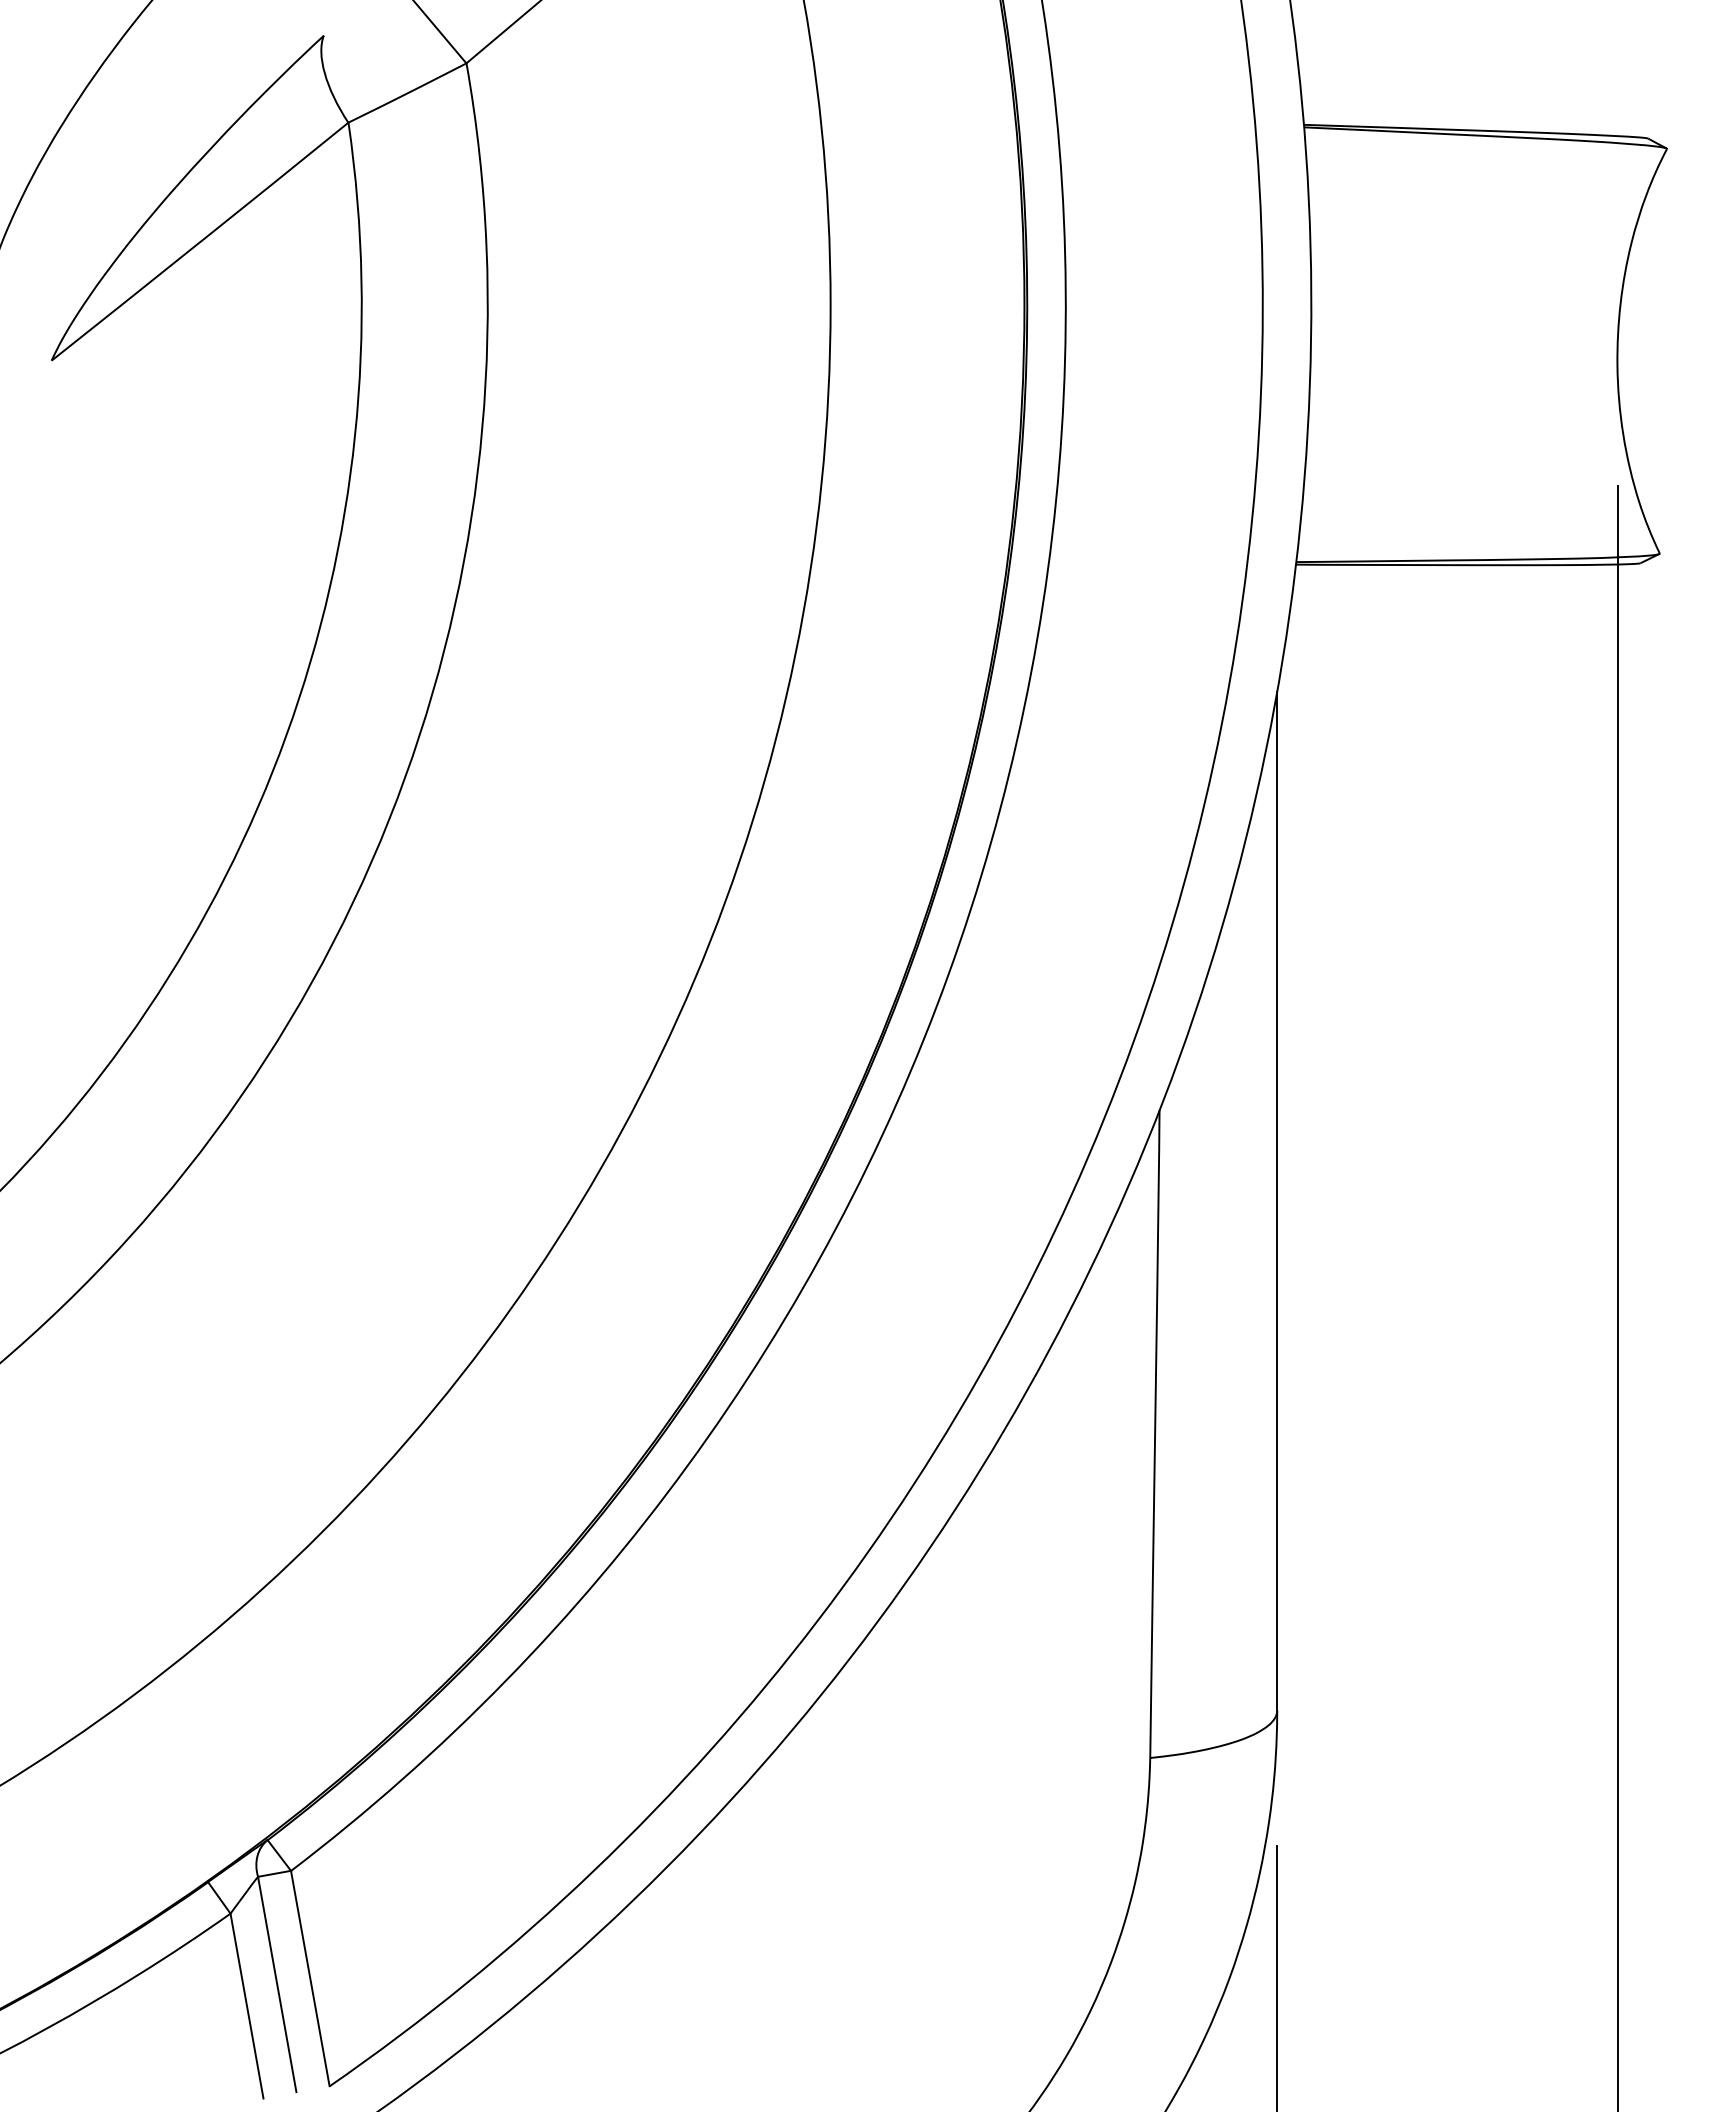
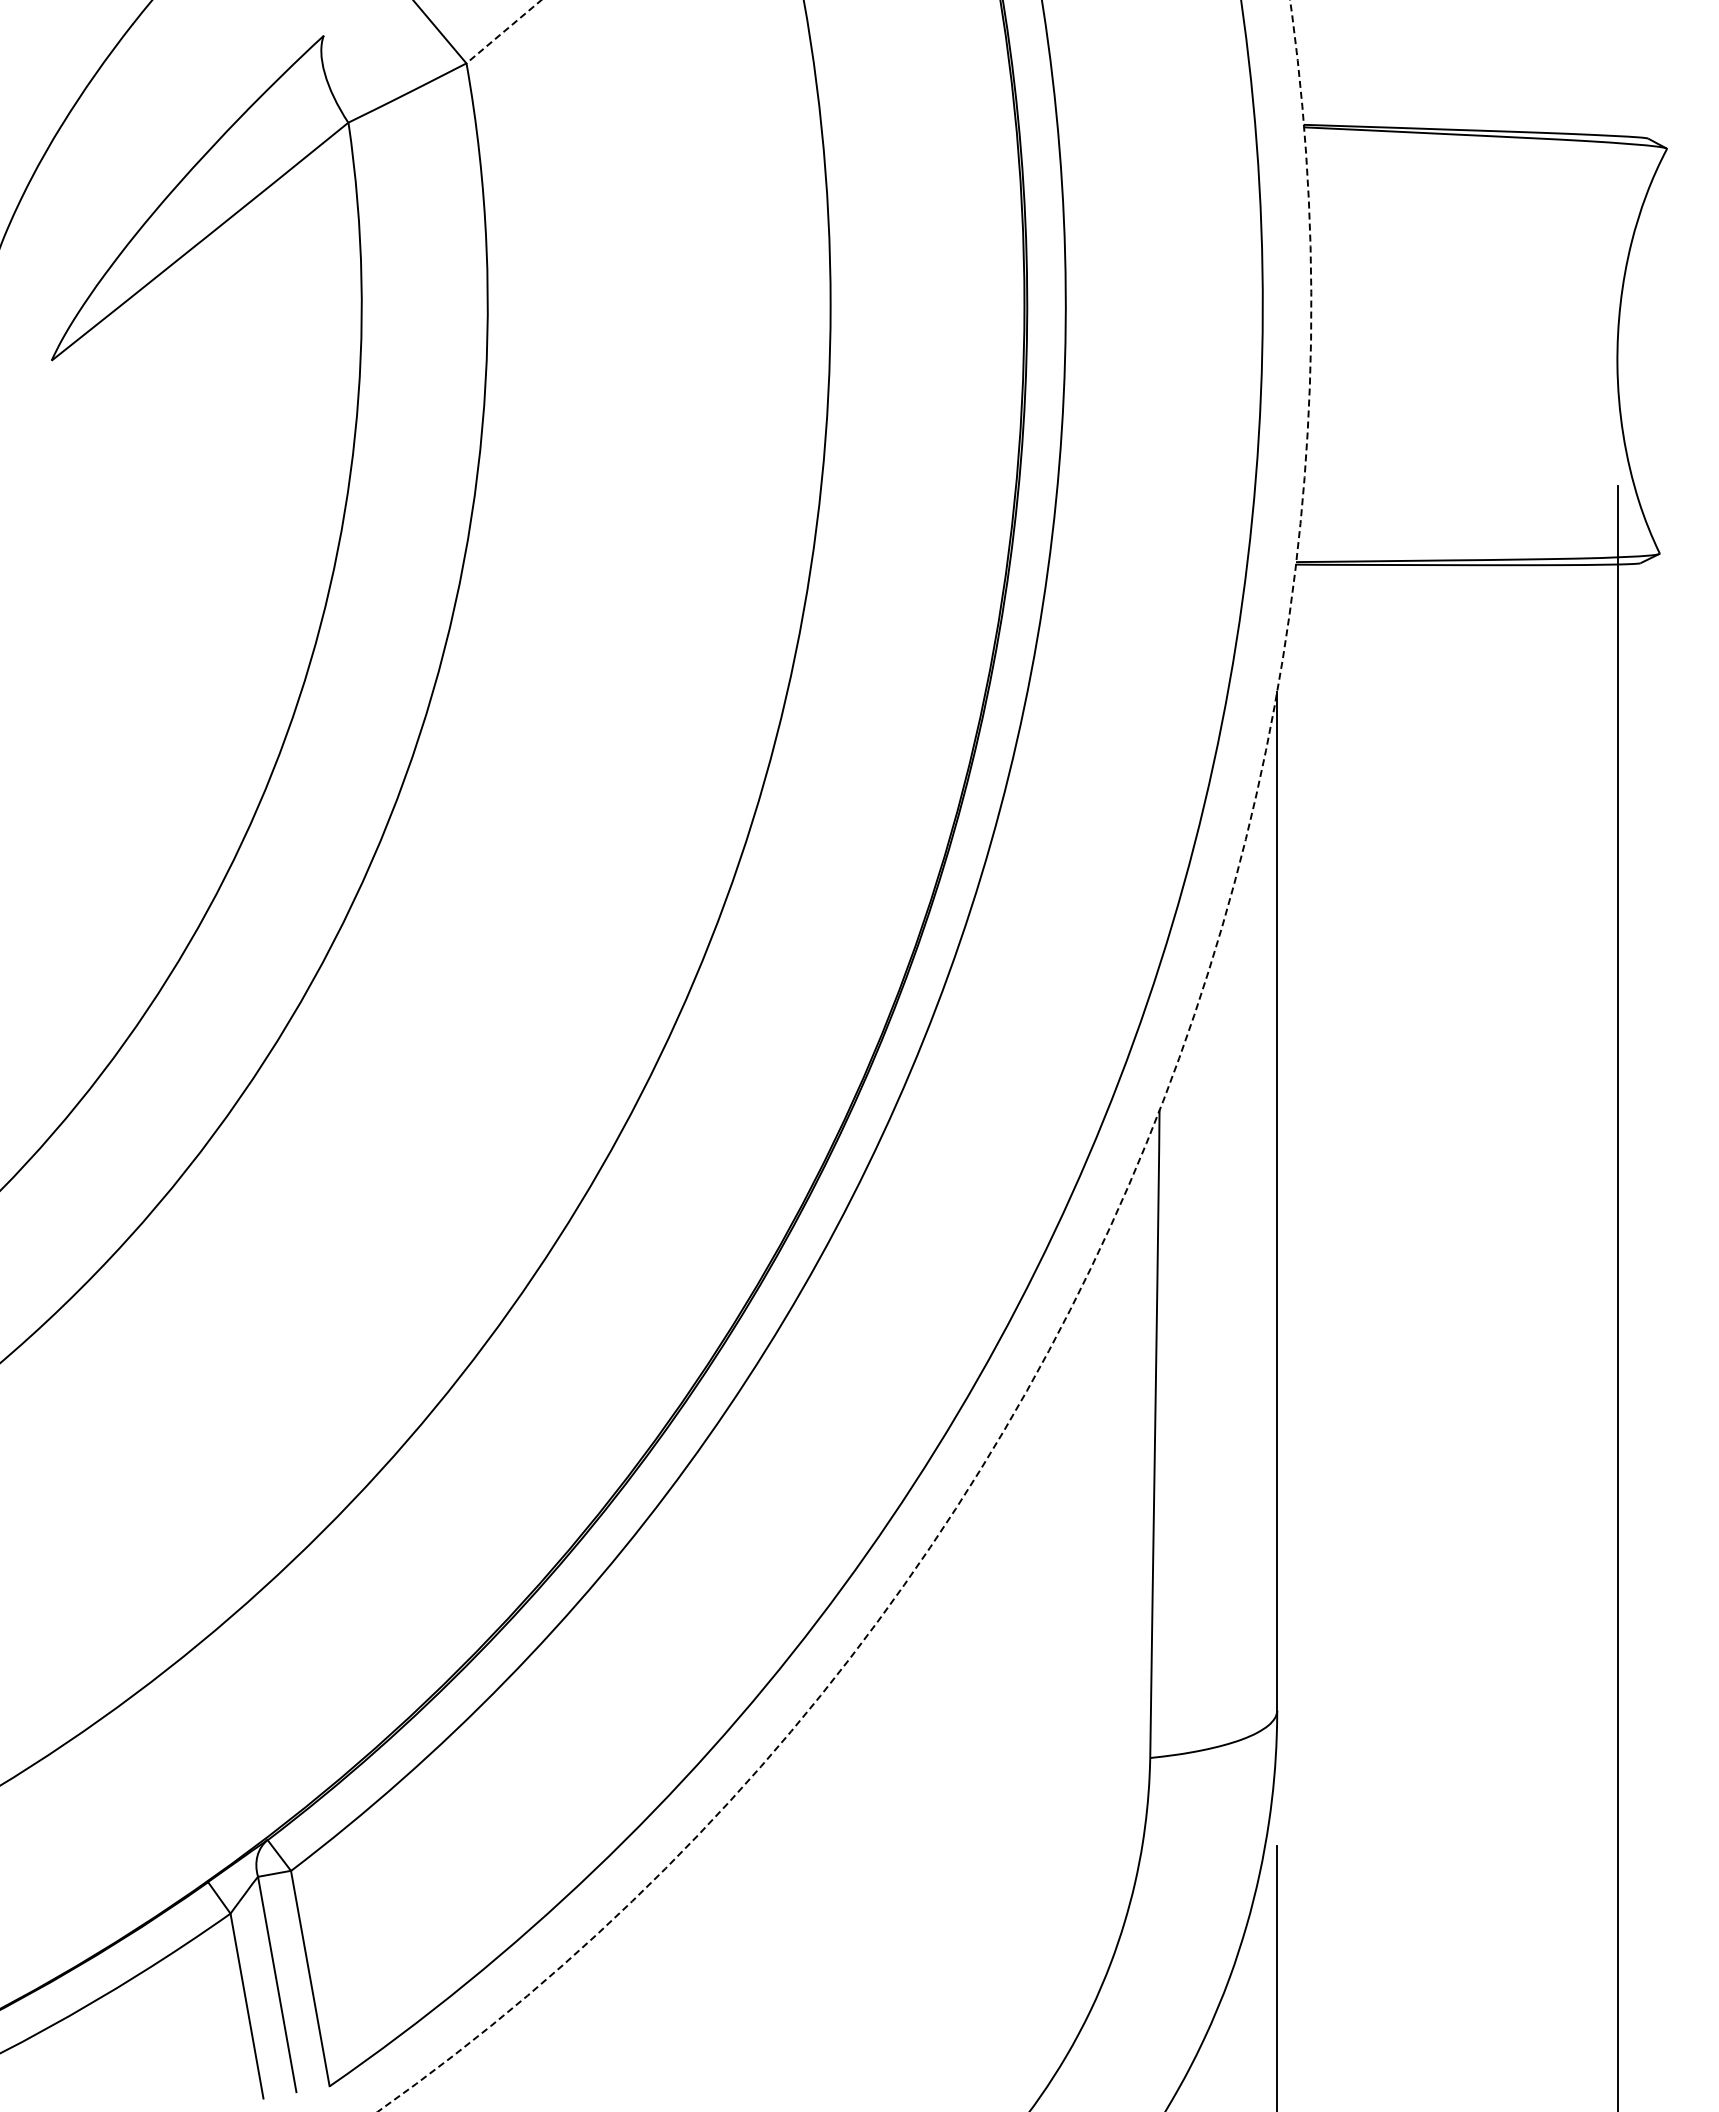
line: solid -> dashed (503, 31)
arc: solid -> dashed (1129, 1183)
